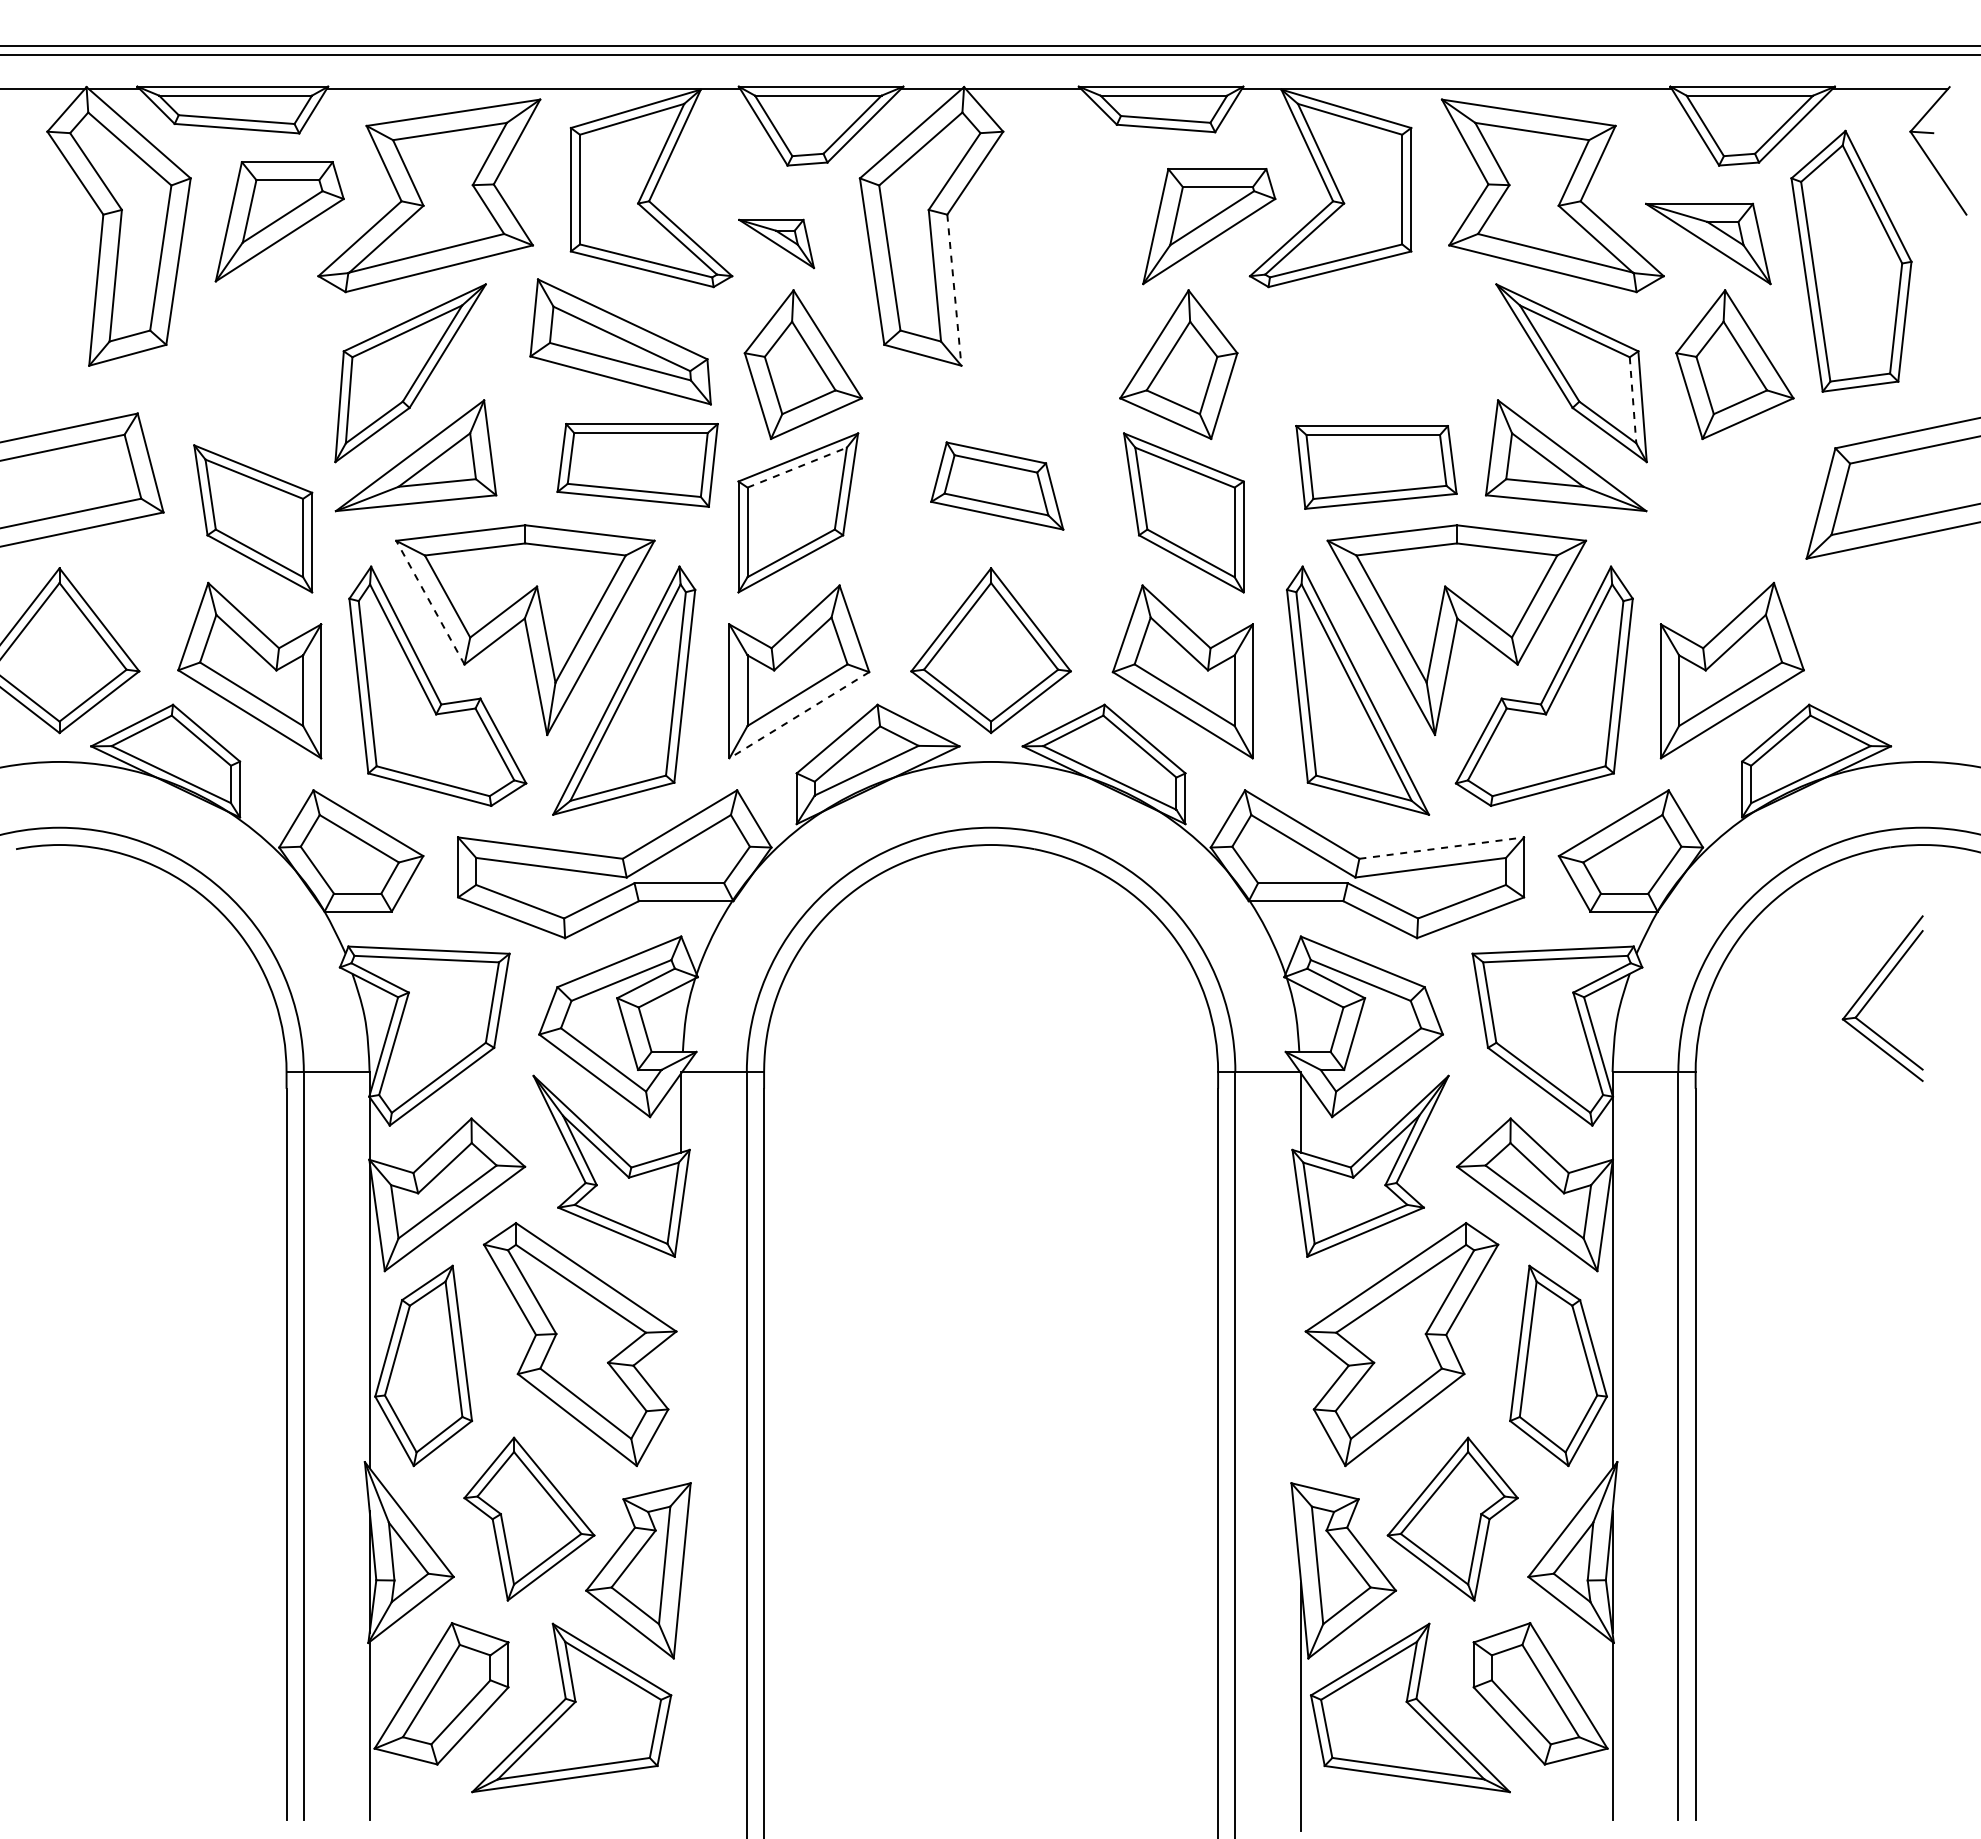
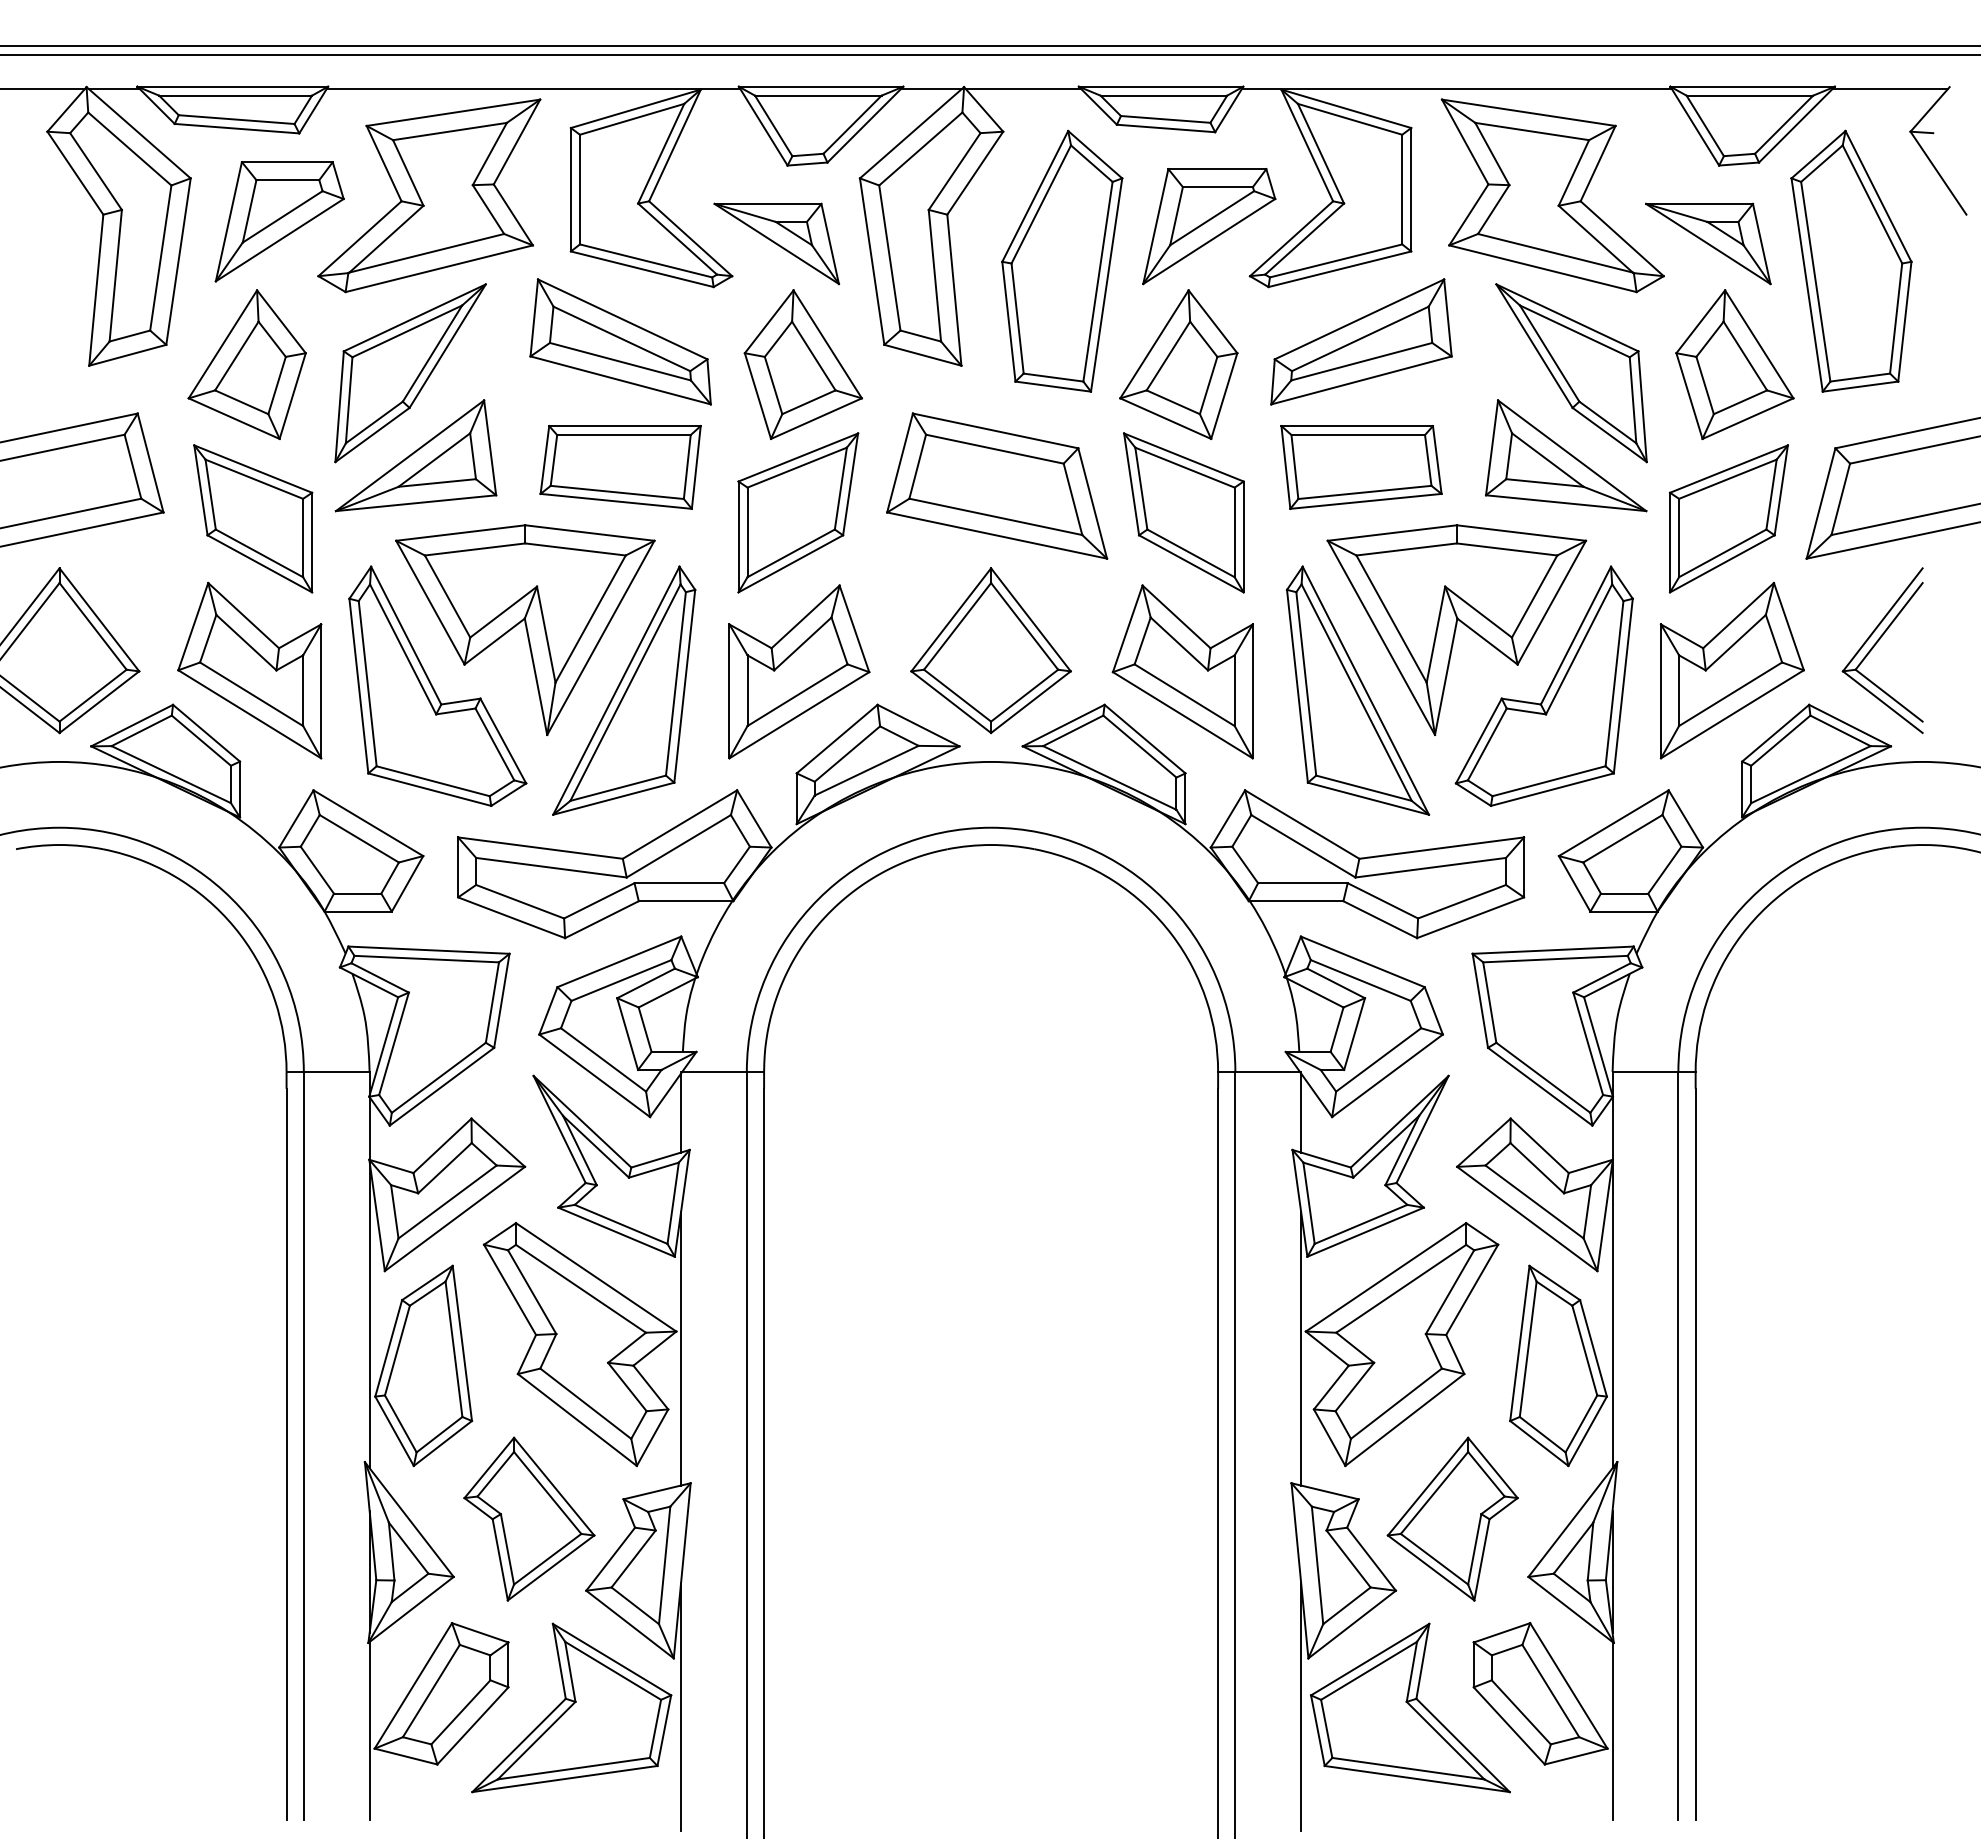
part size: 78x52 px -> 127x84 px (776, 243)
part: none -> present (1062, 260)
line: dashed -> solid (954, 290)
part: none -> present (1361, 341)
part: none -> present (246, 364)
line: dashed -> solid (1633, 400)
part position: (637, 465) -> (620, 467) (620, 467)
line: dashed -> solid (797, 467)
part position: (1376, 467) -> (1361, 467) (1361, 467)
part size: 135x90 px -> 223x148 px (997, 485)
part: none -> present (1728, 518)
line: dashed -> solid (430, 602)
line: dashed -> solid (798, 715)
line: dashed -> solid (1442, 848)
part position: (1876, 992) -> (1876, 644) (1876, 644)
line: none -> present (681, 1348)
line: none -> present (1301, 1348)
line: none -> present (681, 1707)
